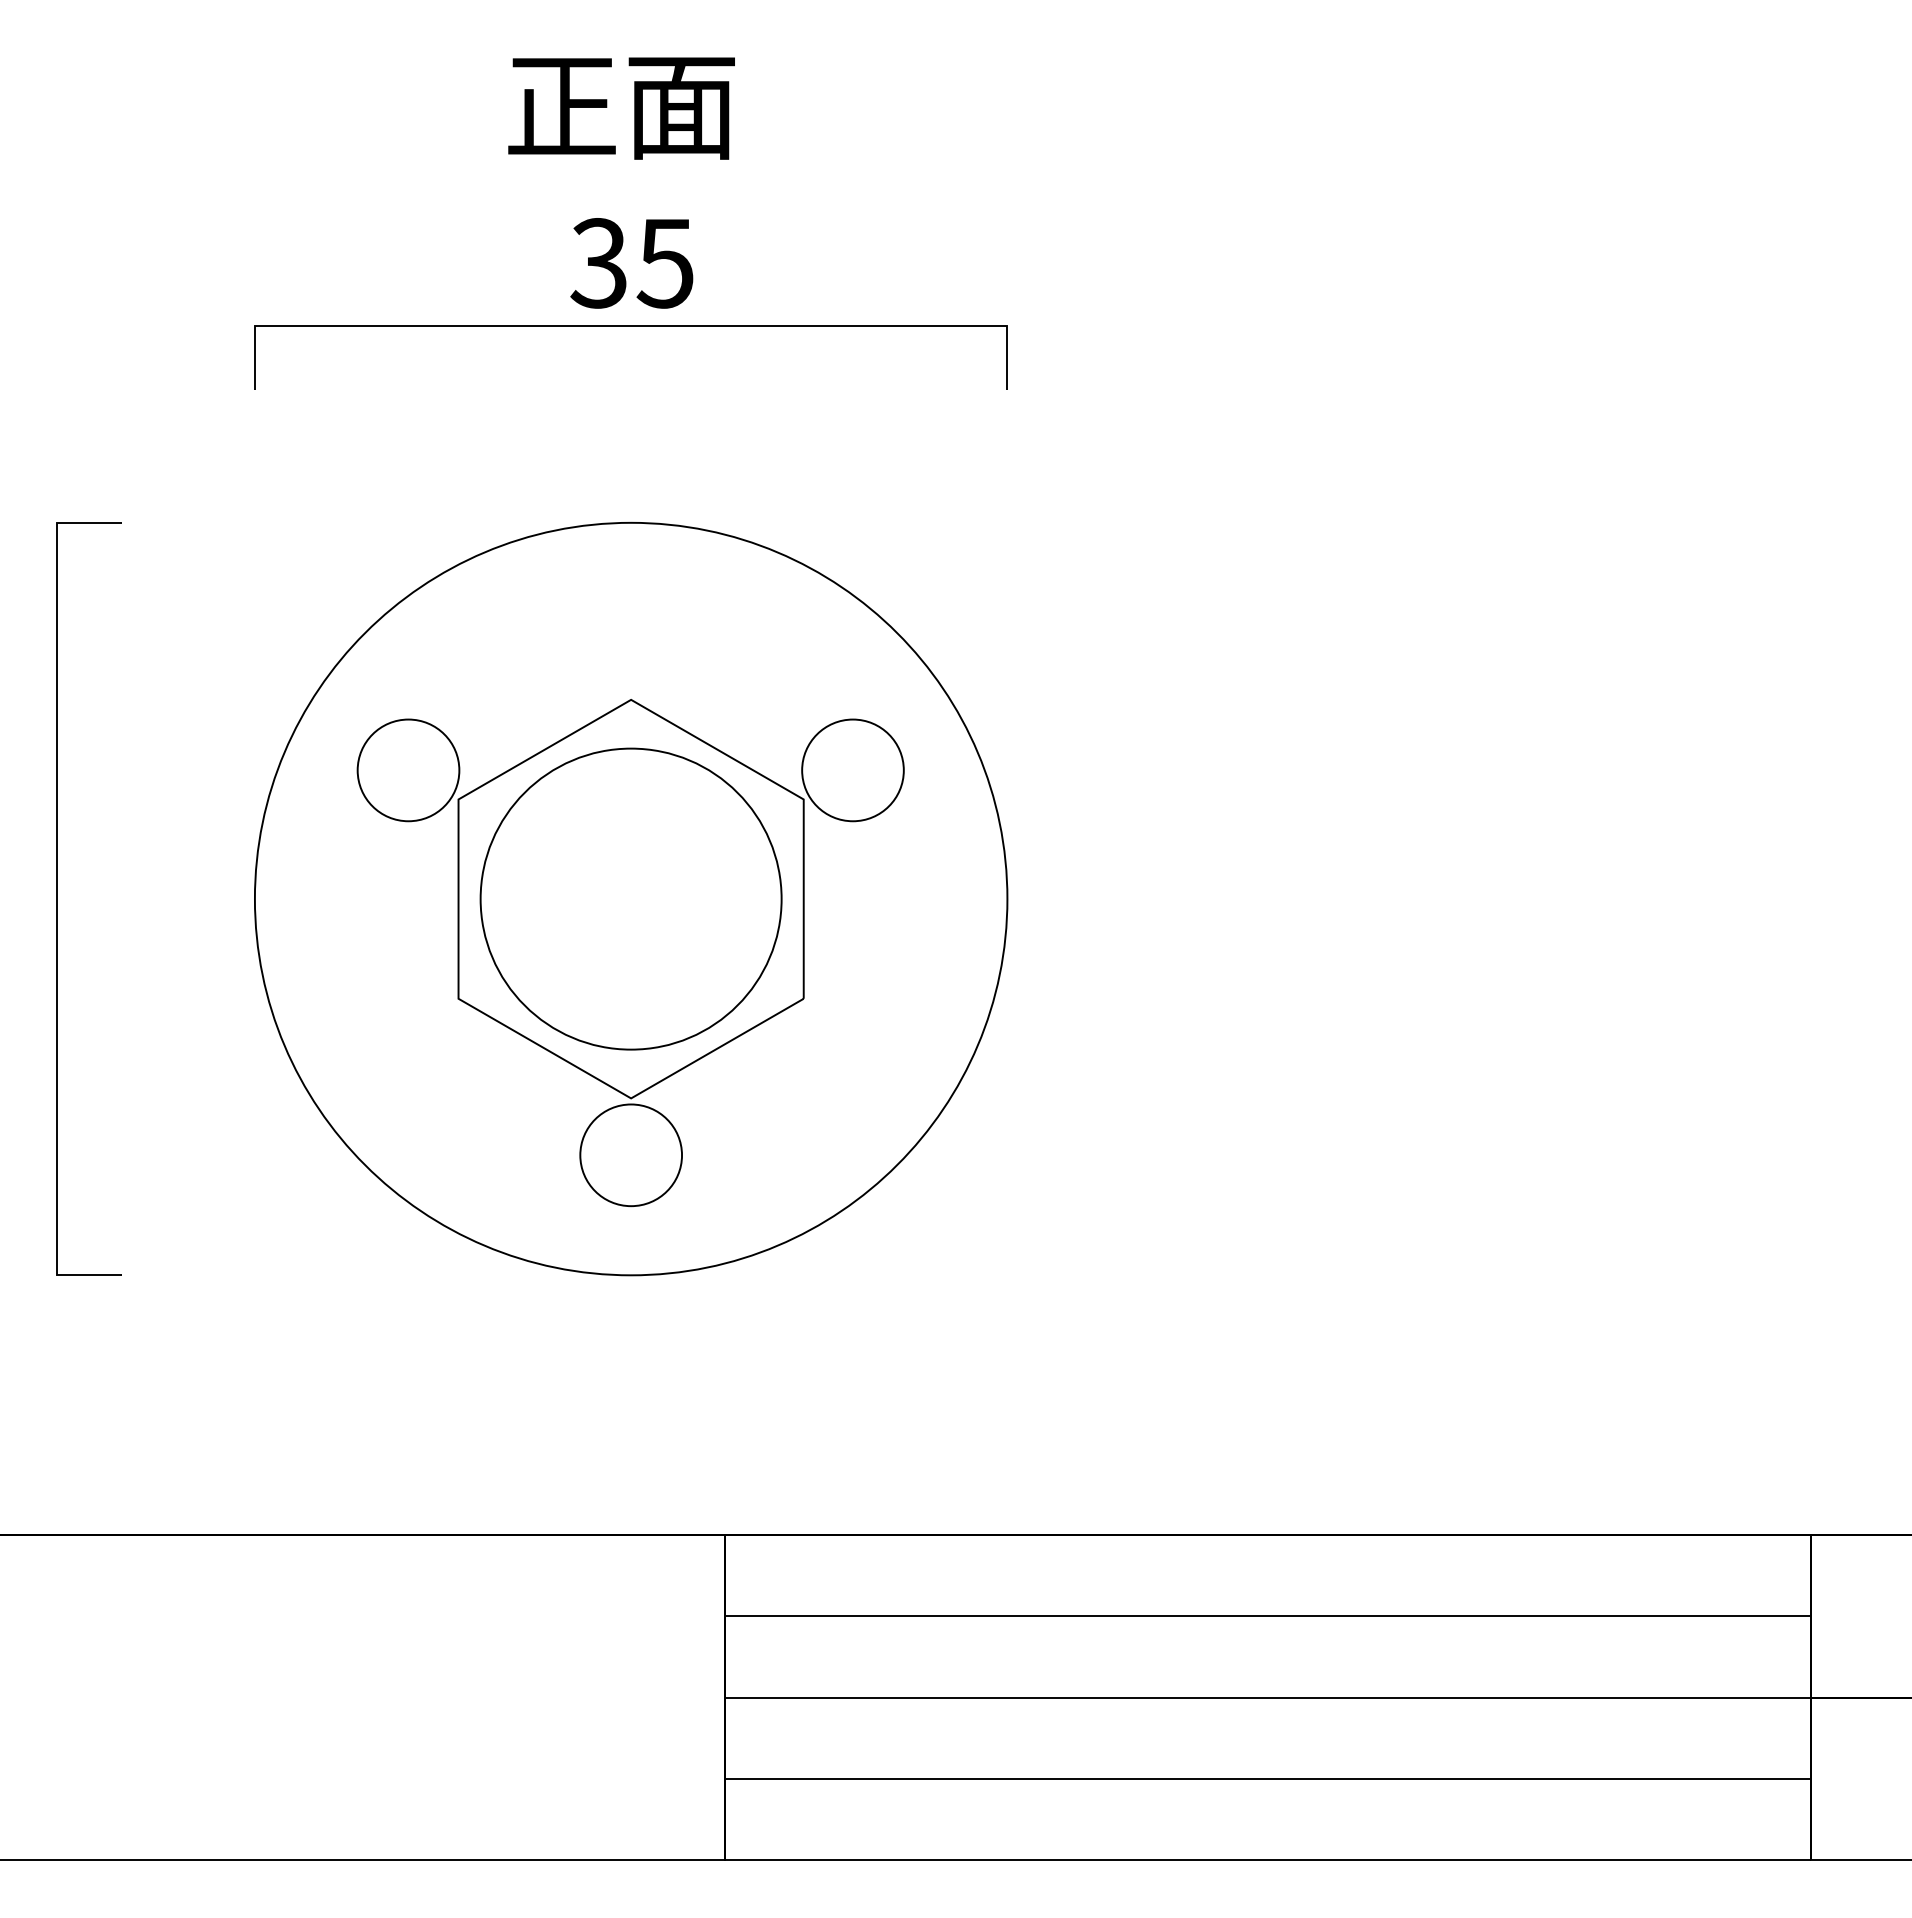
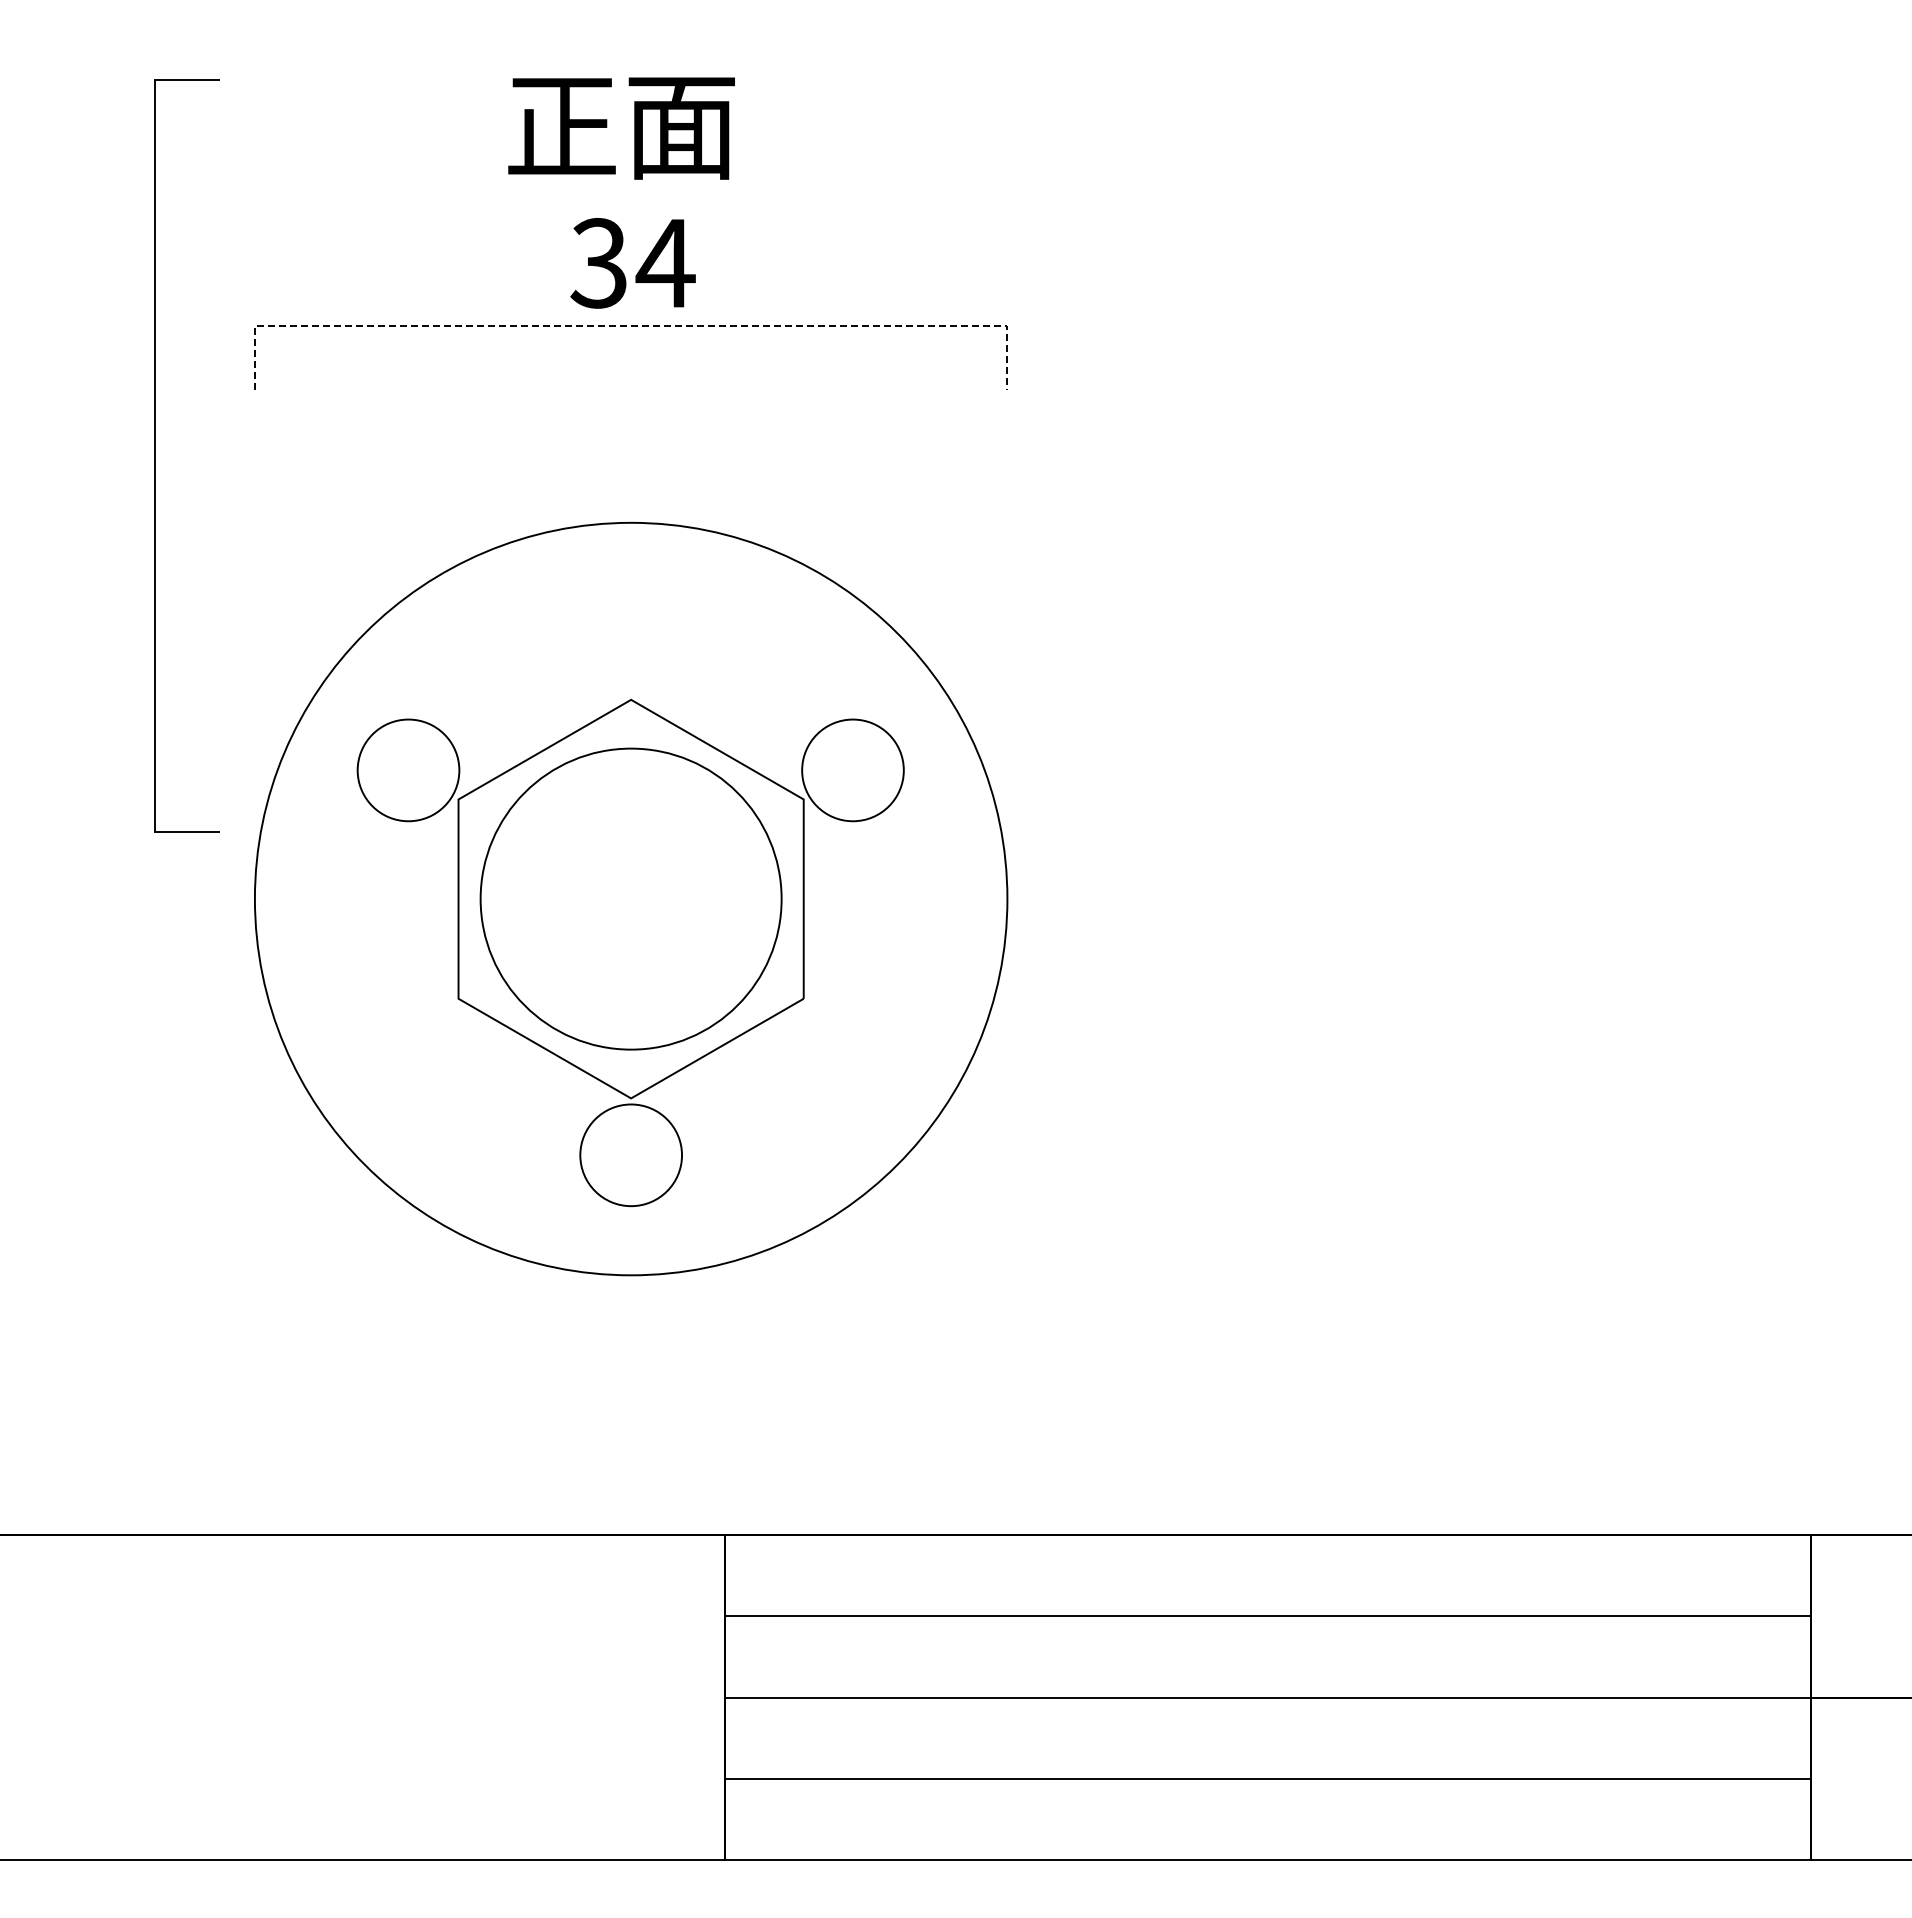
text position: (621, 108) -> (621, 128) (621, 128)
text: 35 -> 34 (665, 263)
line: solid -> dashed (631, 325)
line position: (57, 898) -> (155, 455) (155, 455)
